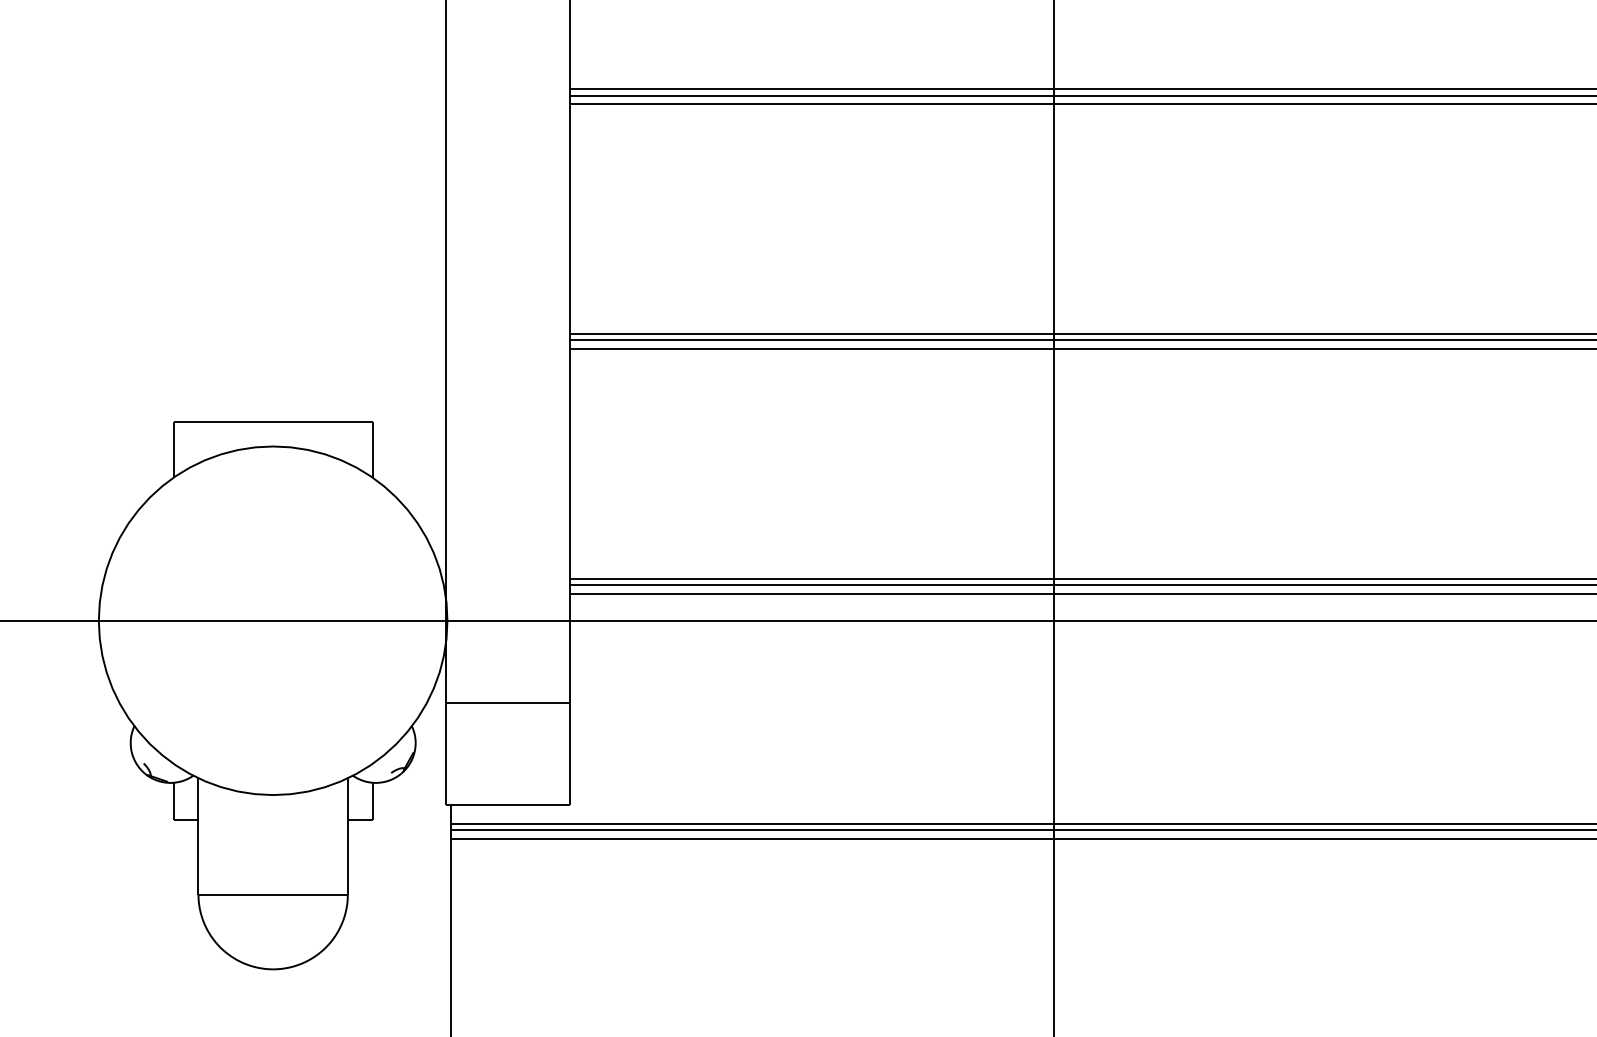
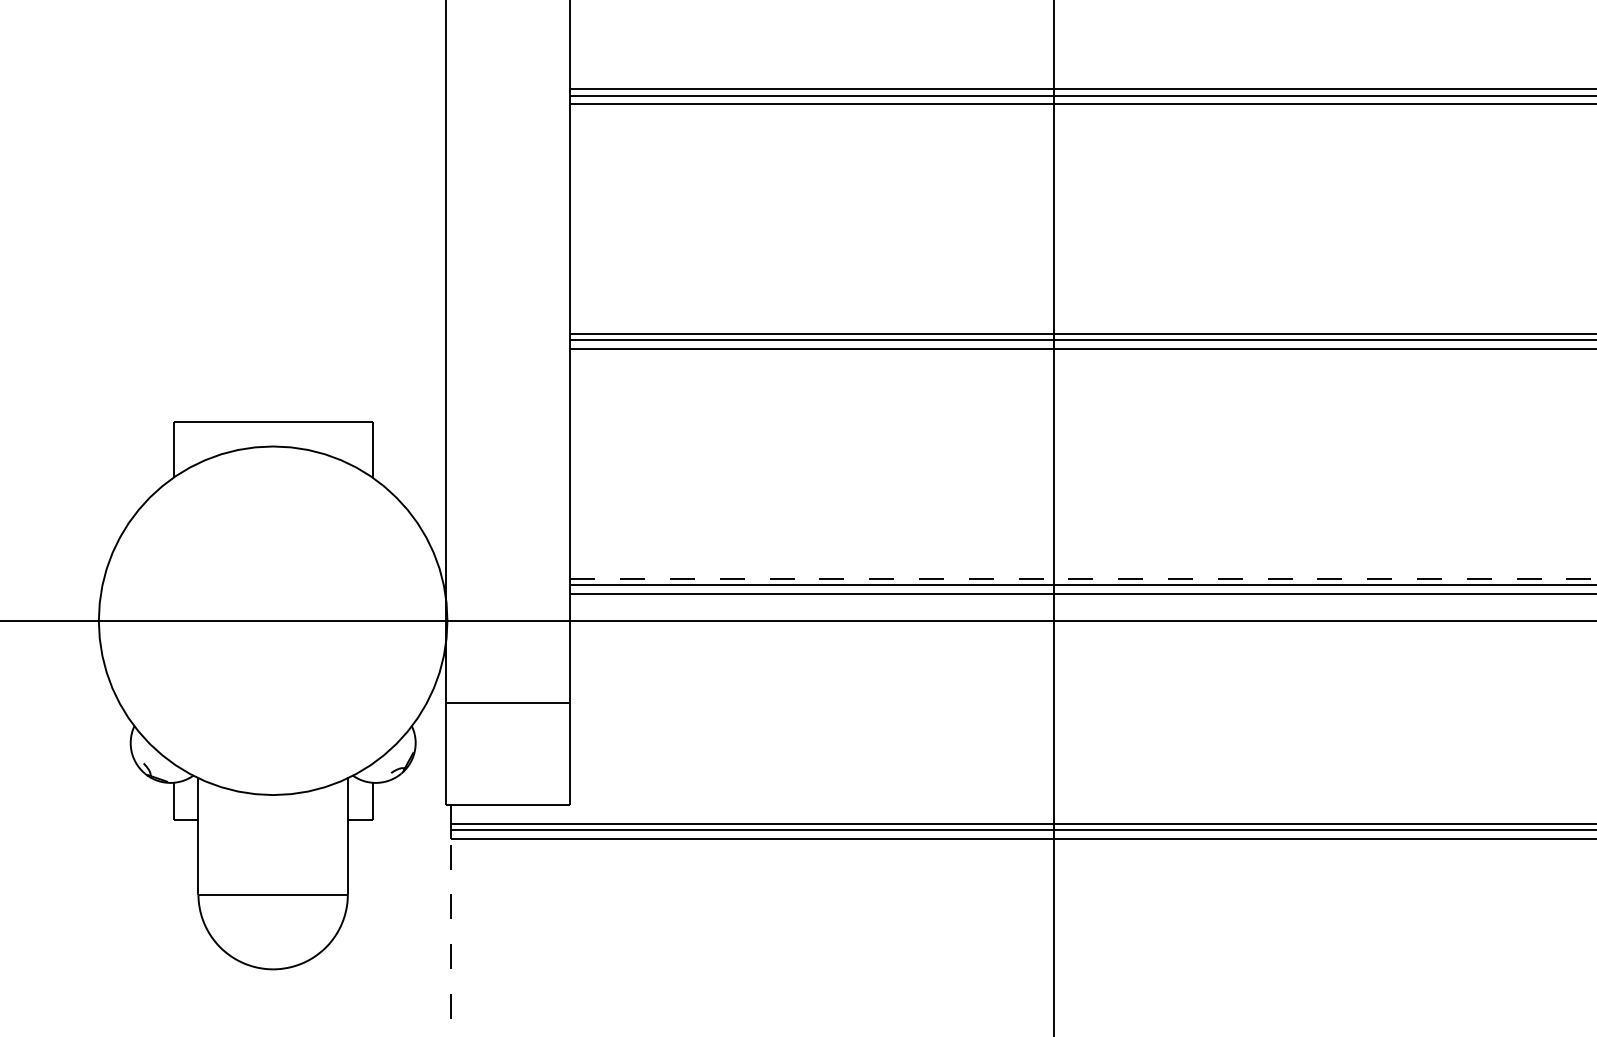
line: solid -> dashed (1083, 579)
line: solid -> dashed (450, 937)
